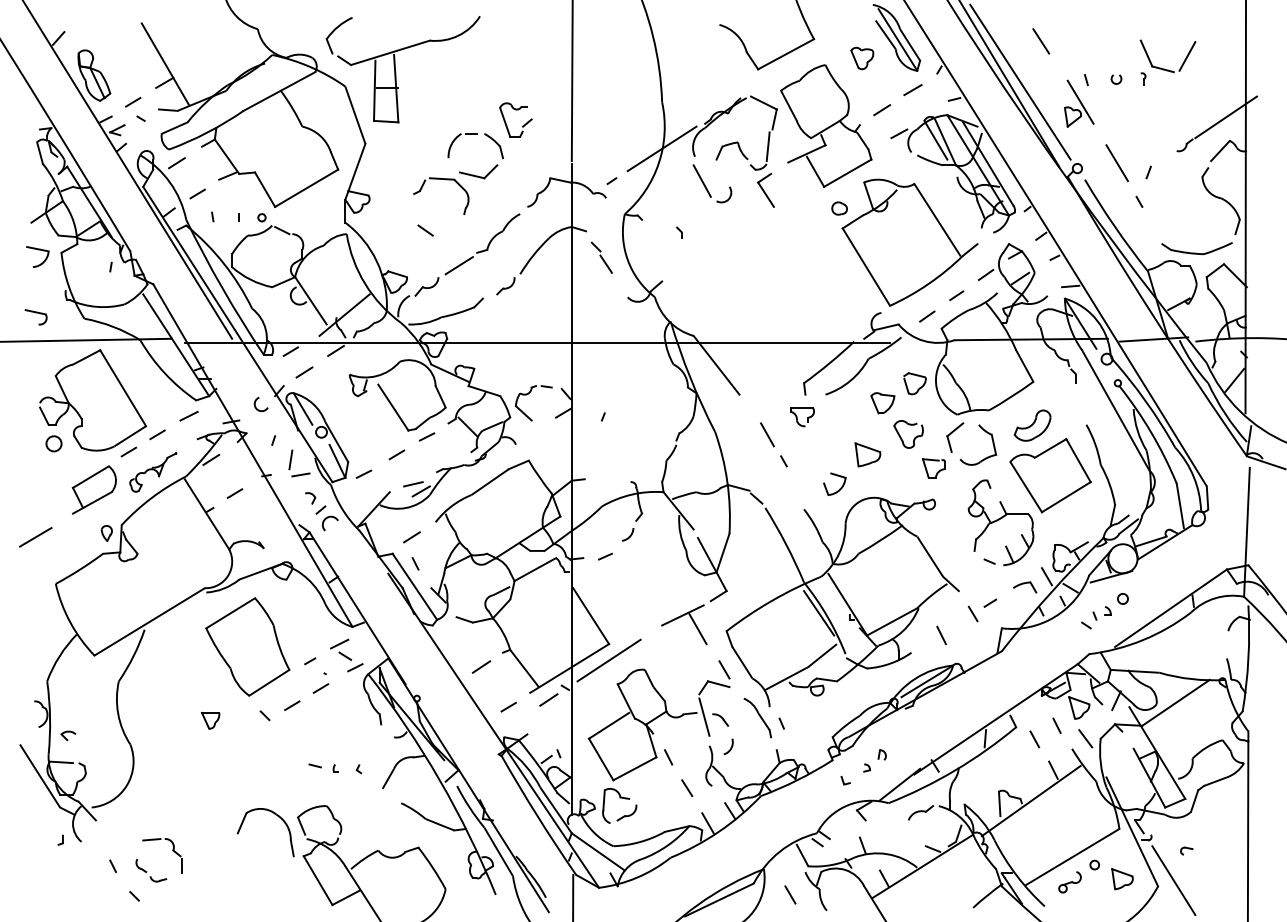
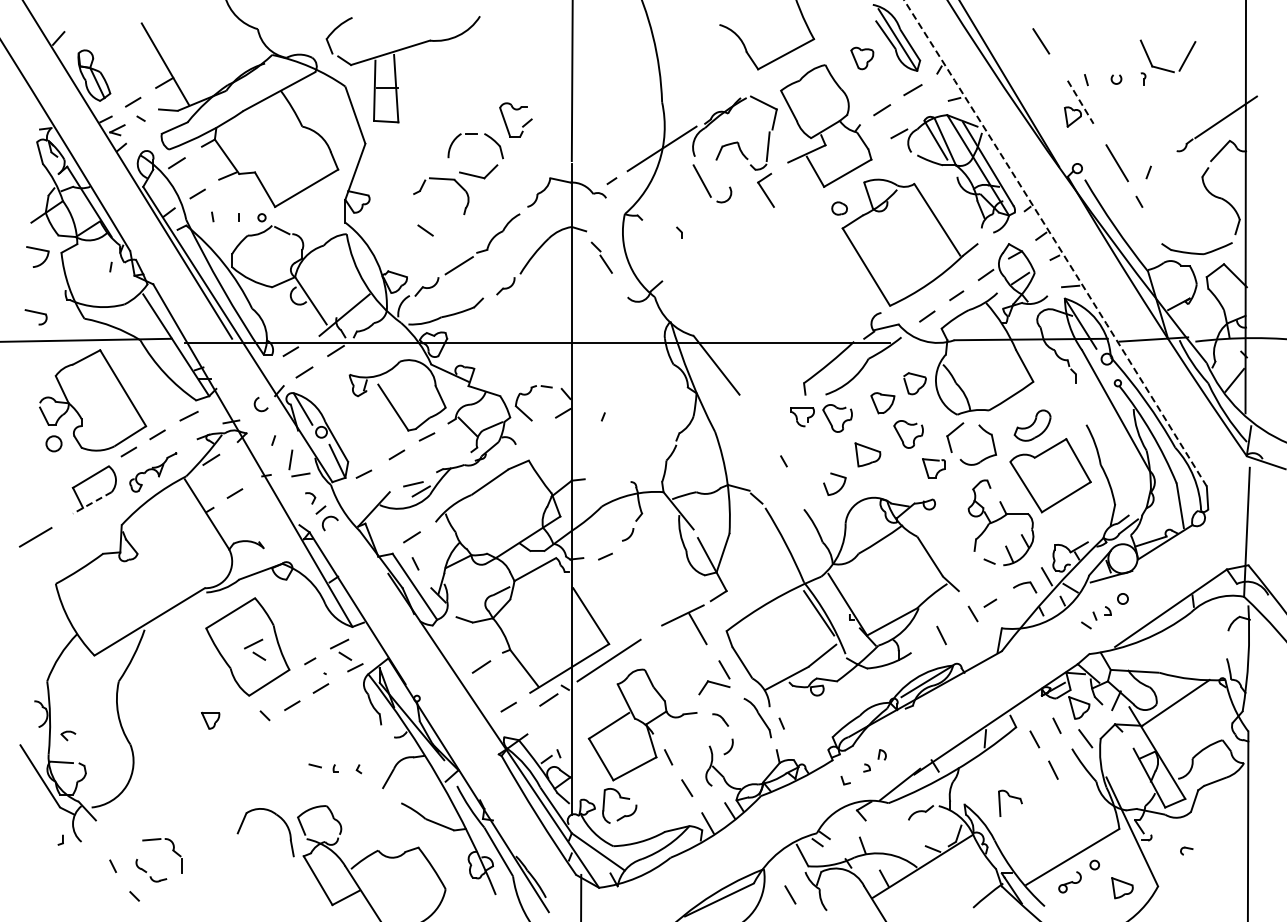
line: present -> none (1020, 81)
line: solid -> dashed (1080, 102)
arc: solid -> dashed (1055, 242)
part: none -> present (843, 421)
line: present -> none (767, 434)
line: solid -> dashed (91, 503)
part: present -> none (106, 533)
part: none -> present (255, 649)
line: present -> none (704, 716)
line: present -> none (1030, 800)
part position: (1122, 879) -> (1122, 888) (1122, 888)
line: present -> none (1173, 880)
line position: (573, 896) -> (581, 896) (581, 896)
